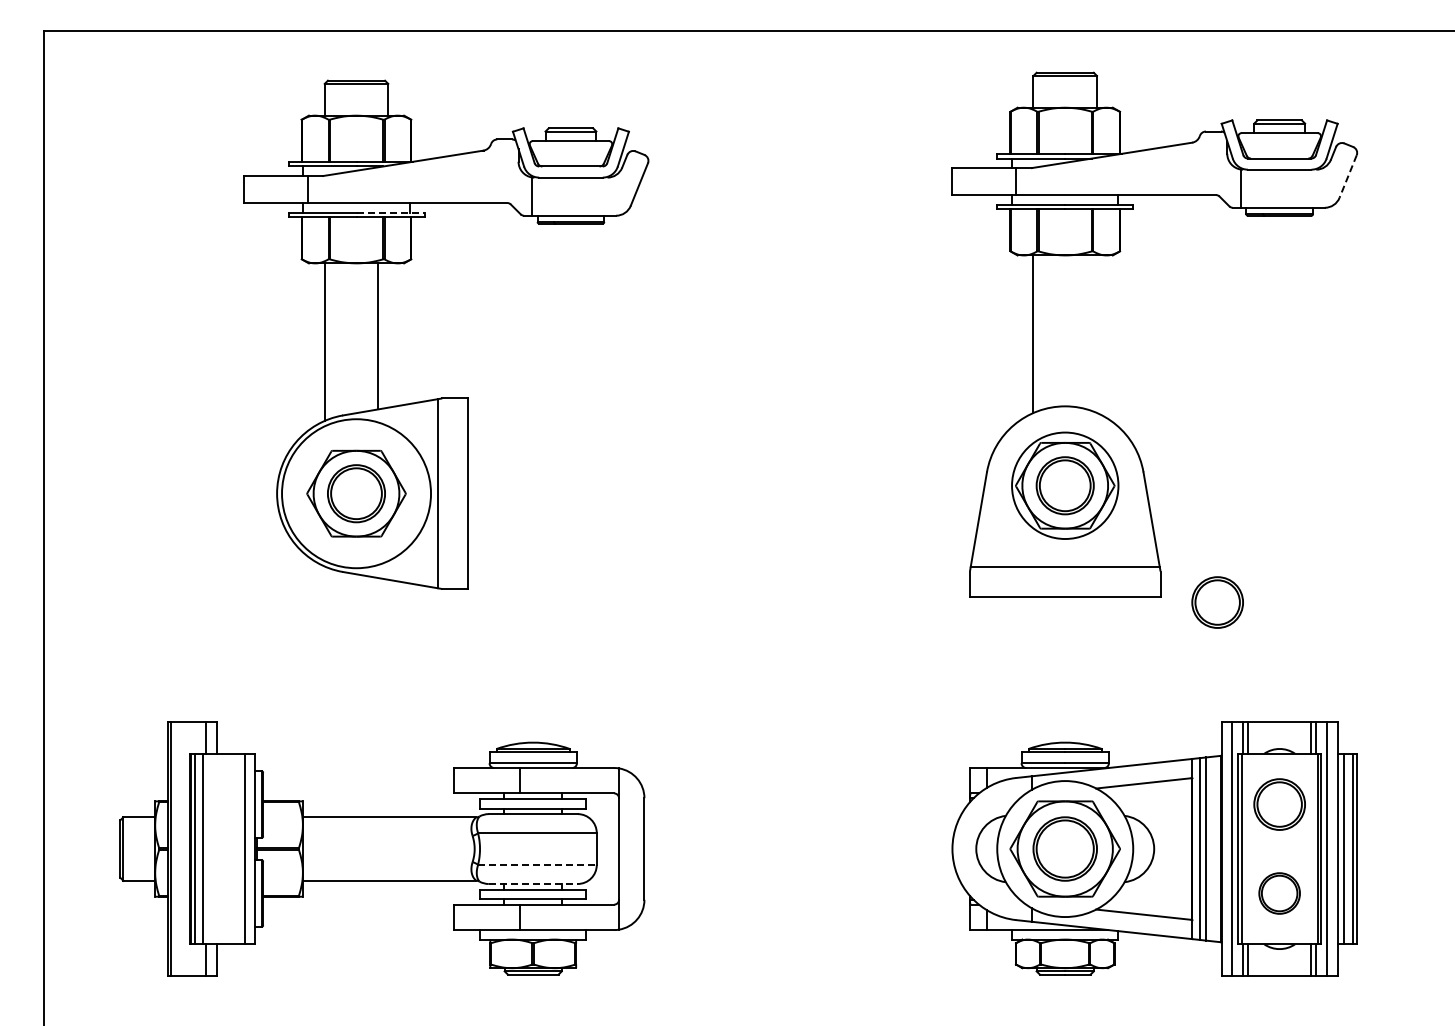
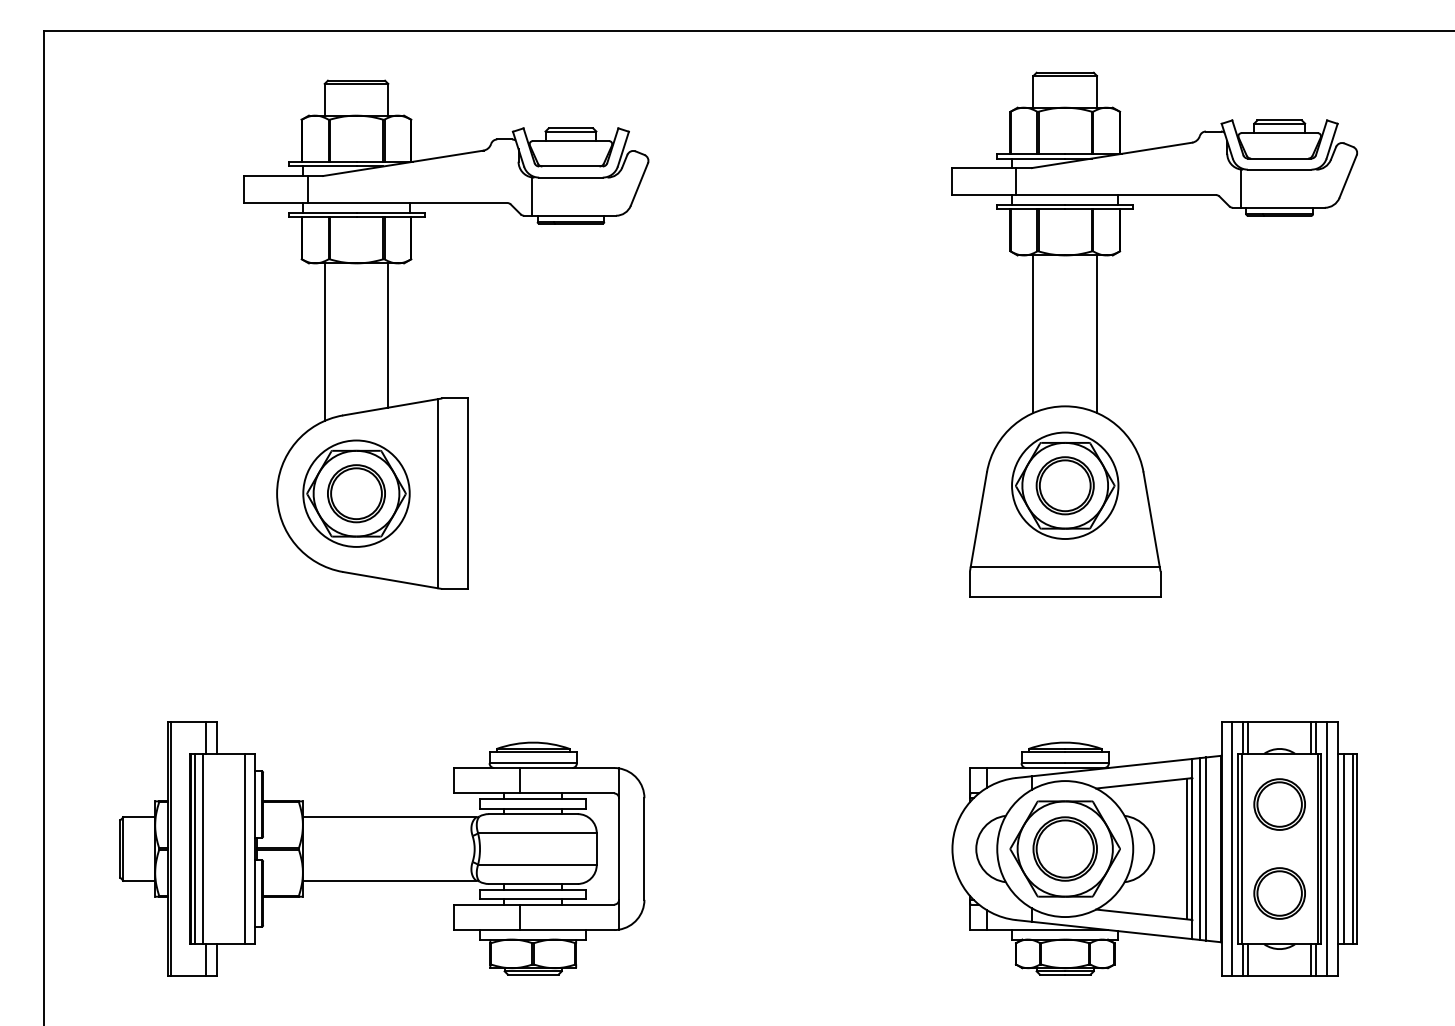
line: dashed -> solid (1348, 176)
line: dashed -> solid (390, 212)
line: none -> present (1097, 334)
line position: (378, 335) -> (388, 335) (388, 335)
circle diameter: 149 px -> 106 px (356, 493)
part: present -> none (1217, 602)
line: none -> present (1187, 848)
line: dashed -> solid (537, 864)
line: dashed -> solid (533, 883)
part size: 43x43 px -> 53x53 px (1279, 893)
